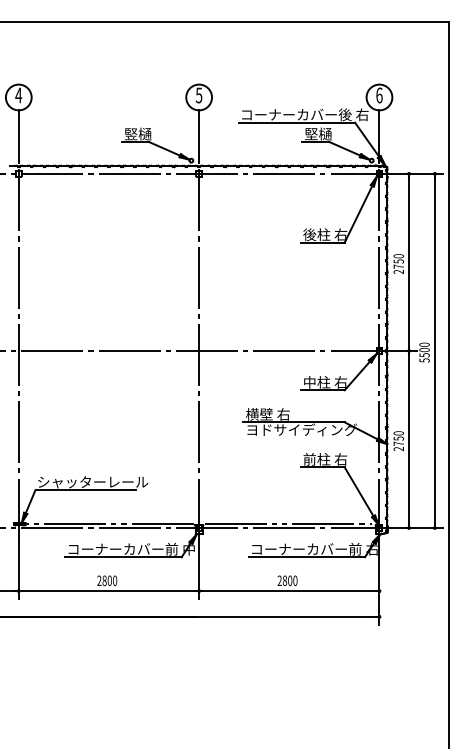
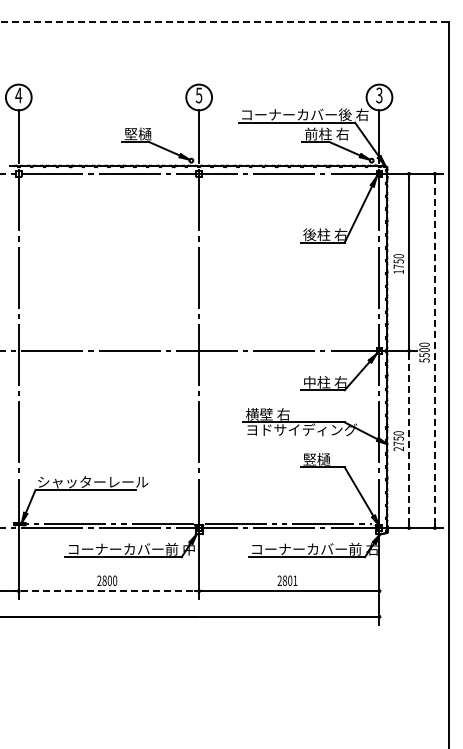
line: solid -> dashed (225, 22)
text: 6 -> 3 (379, 95)
text: 竪樋 -> 堅樋 (130, 133)
text: 堅樋 -> 前柱 右 (326, 133)
text: 2750 -> 1750 (398, 271)
line: solid -> dashed (434, 350)
line: solid -> dashed (409, 439)
text: 前柱 右 -> 竪樋 (325, 459)
text: 2800 -> 2801 (295, 580)
line: solid -> dashed (108, 591)
